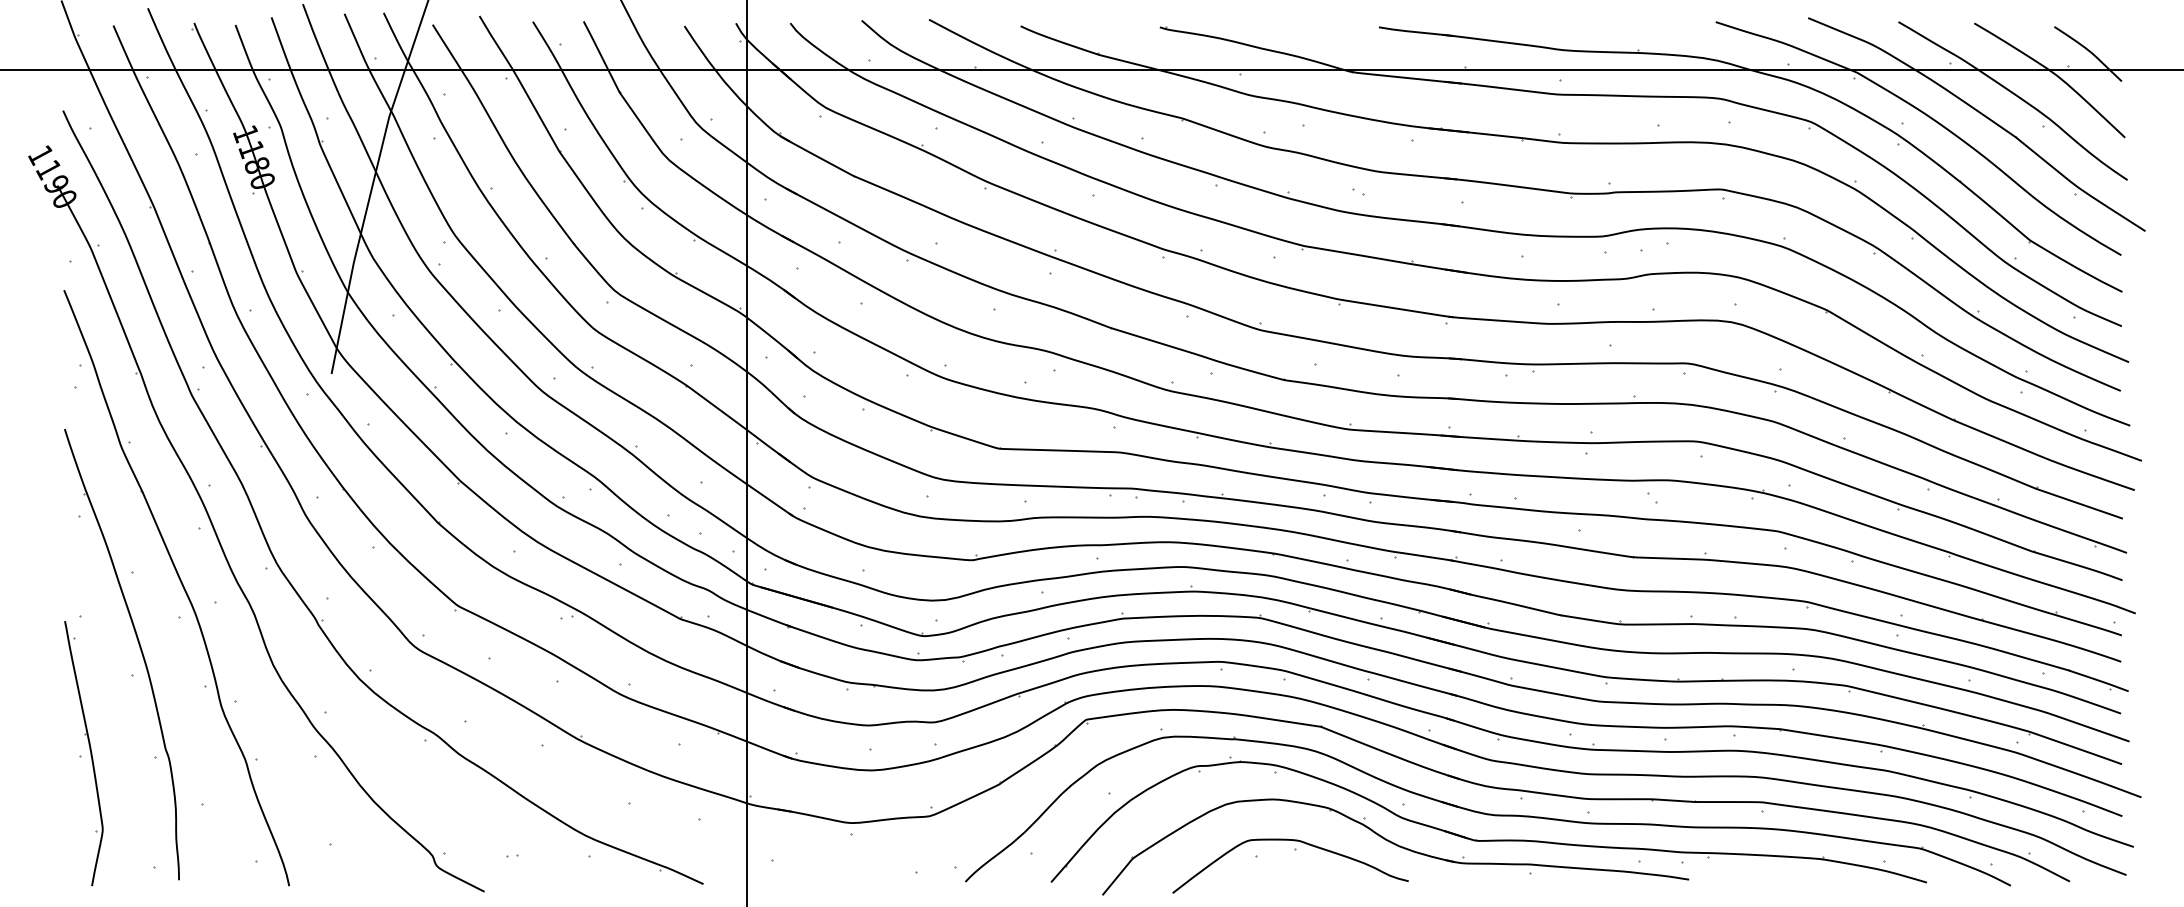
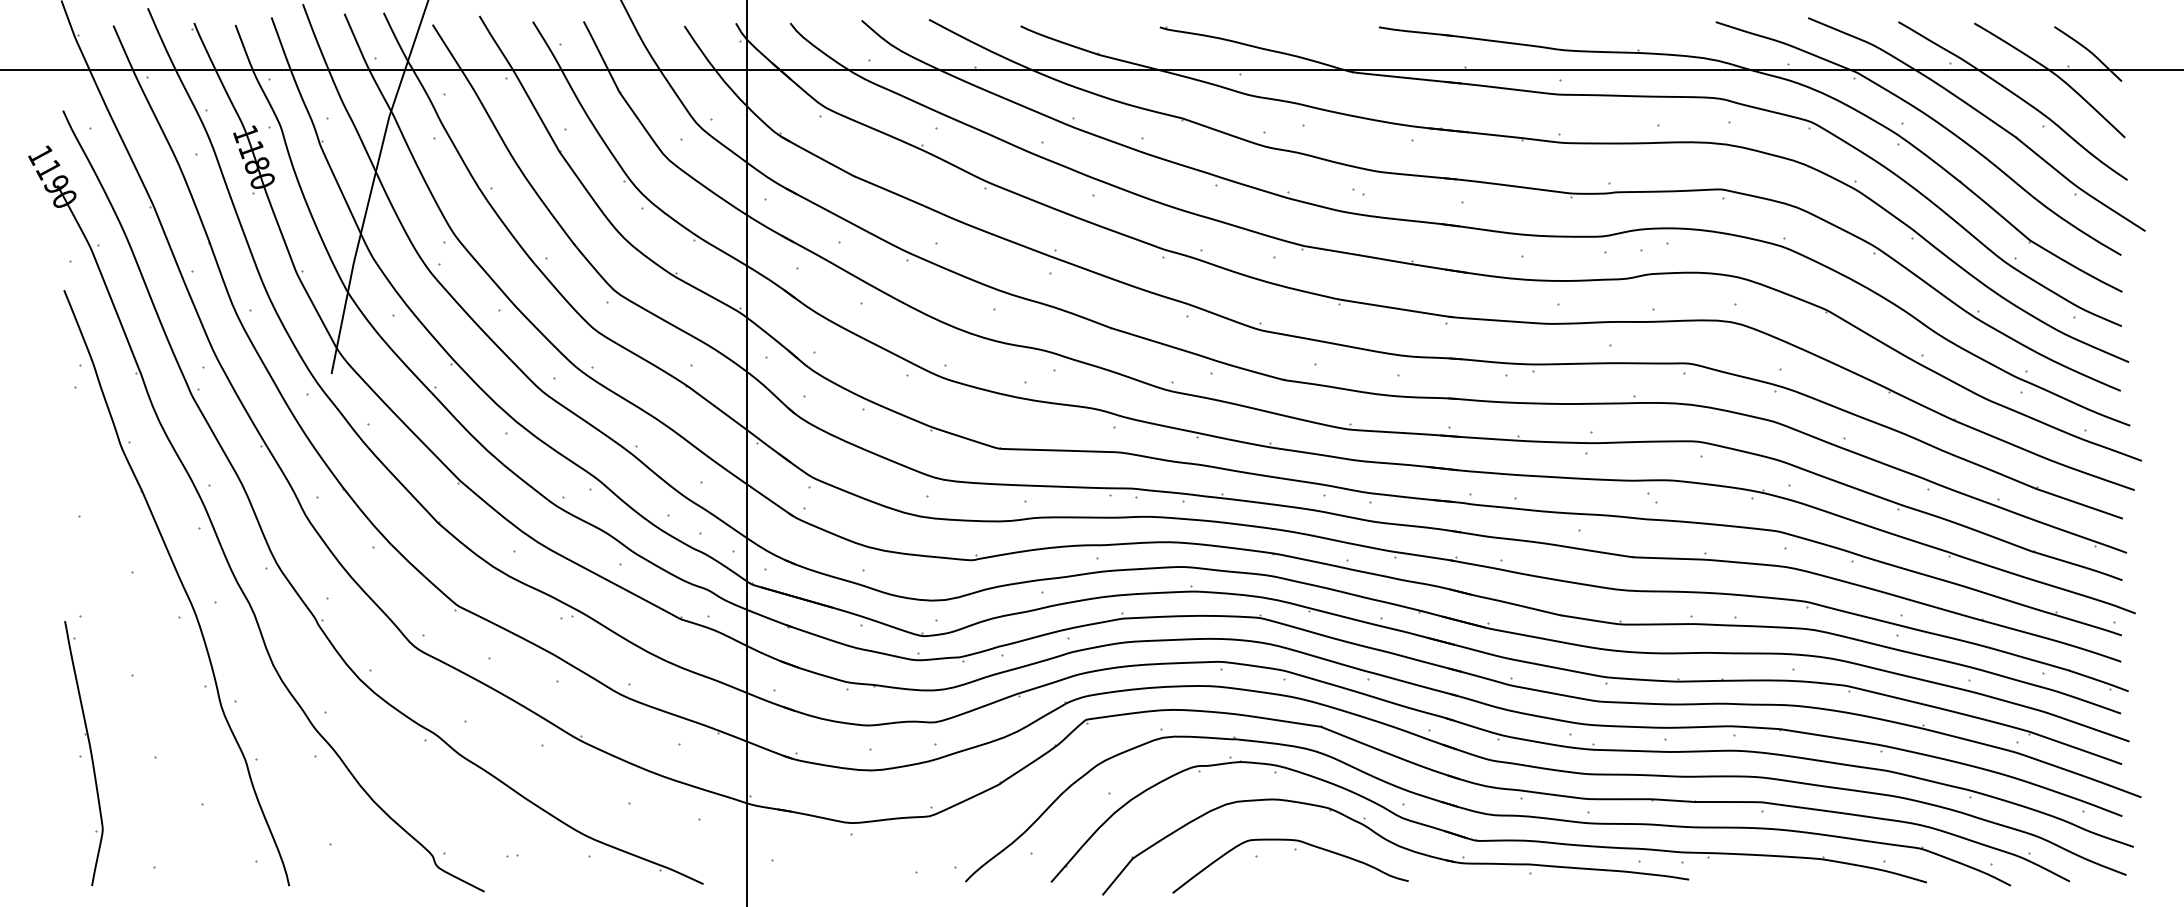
part: present -> none (140, 651)
